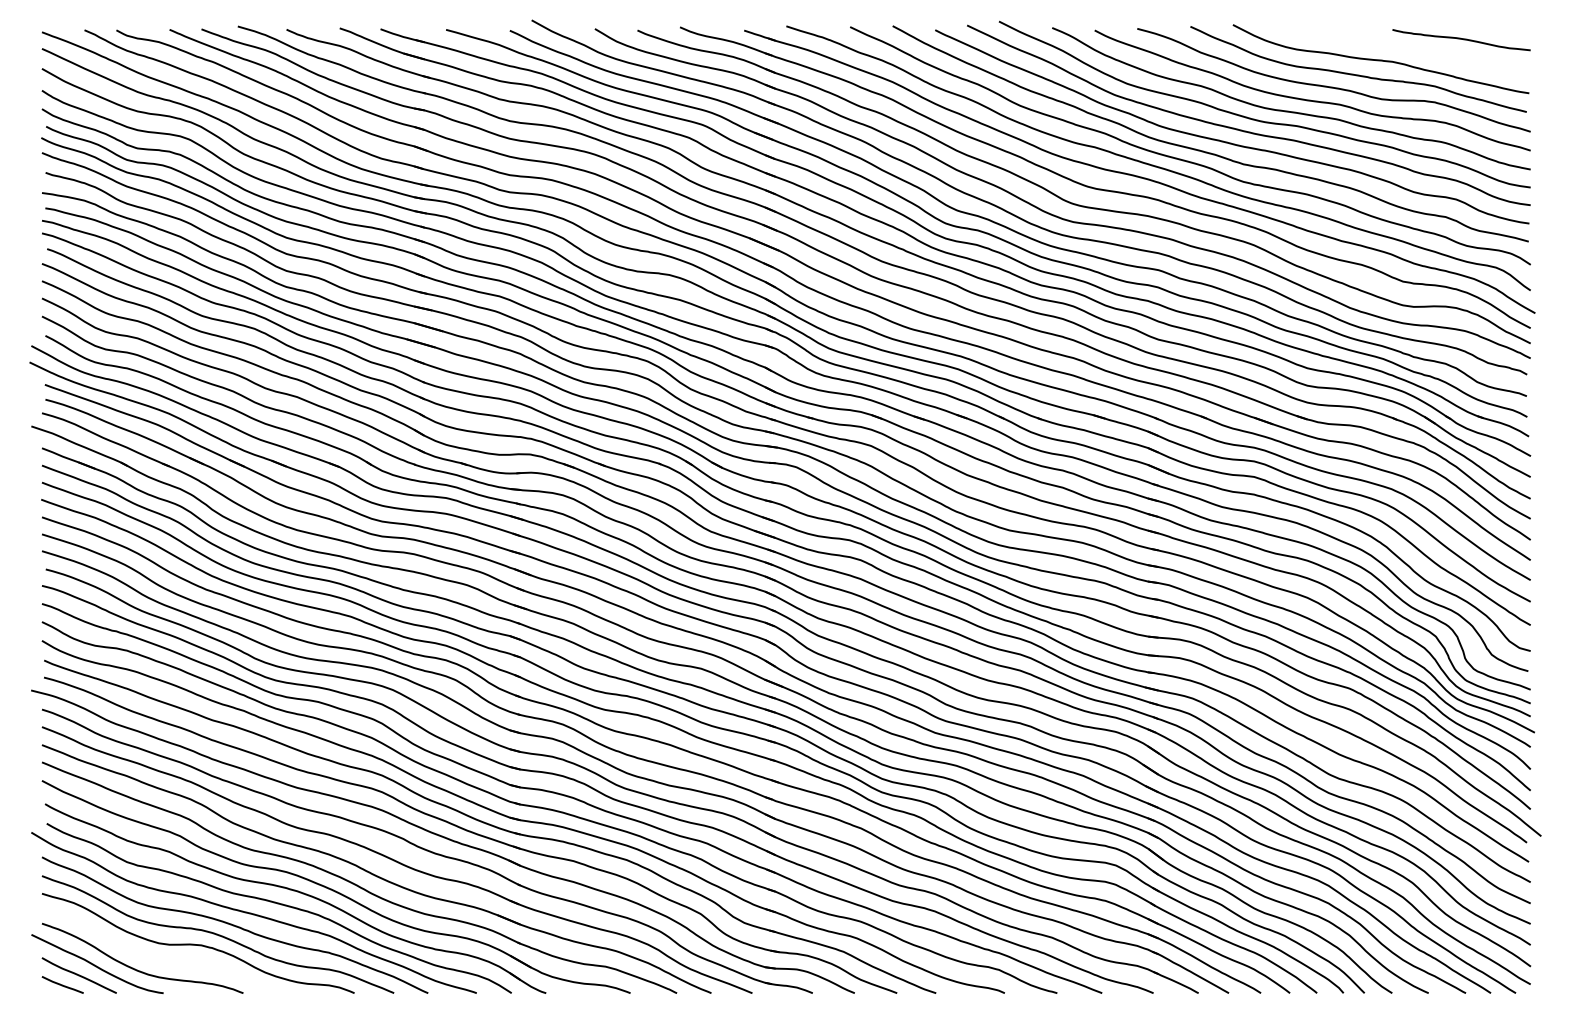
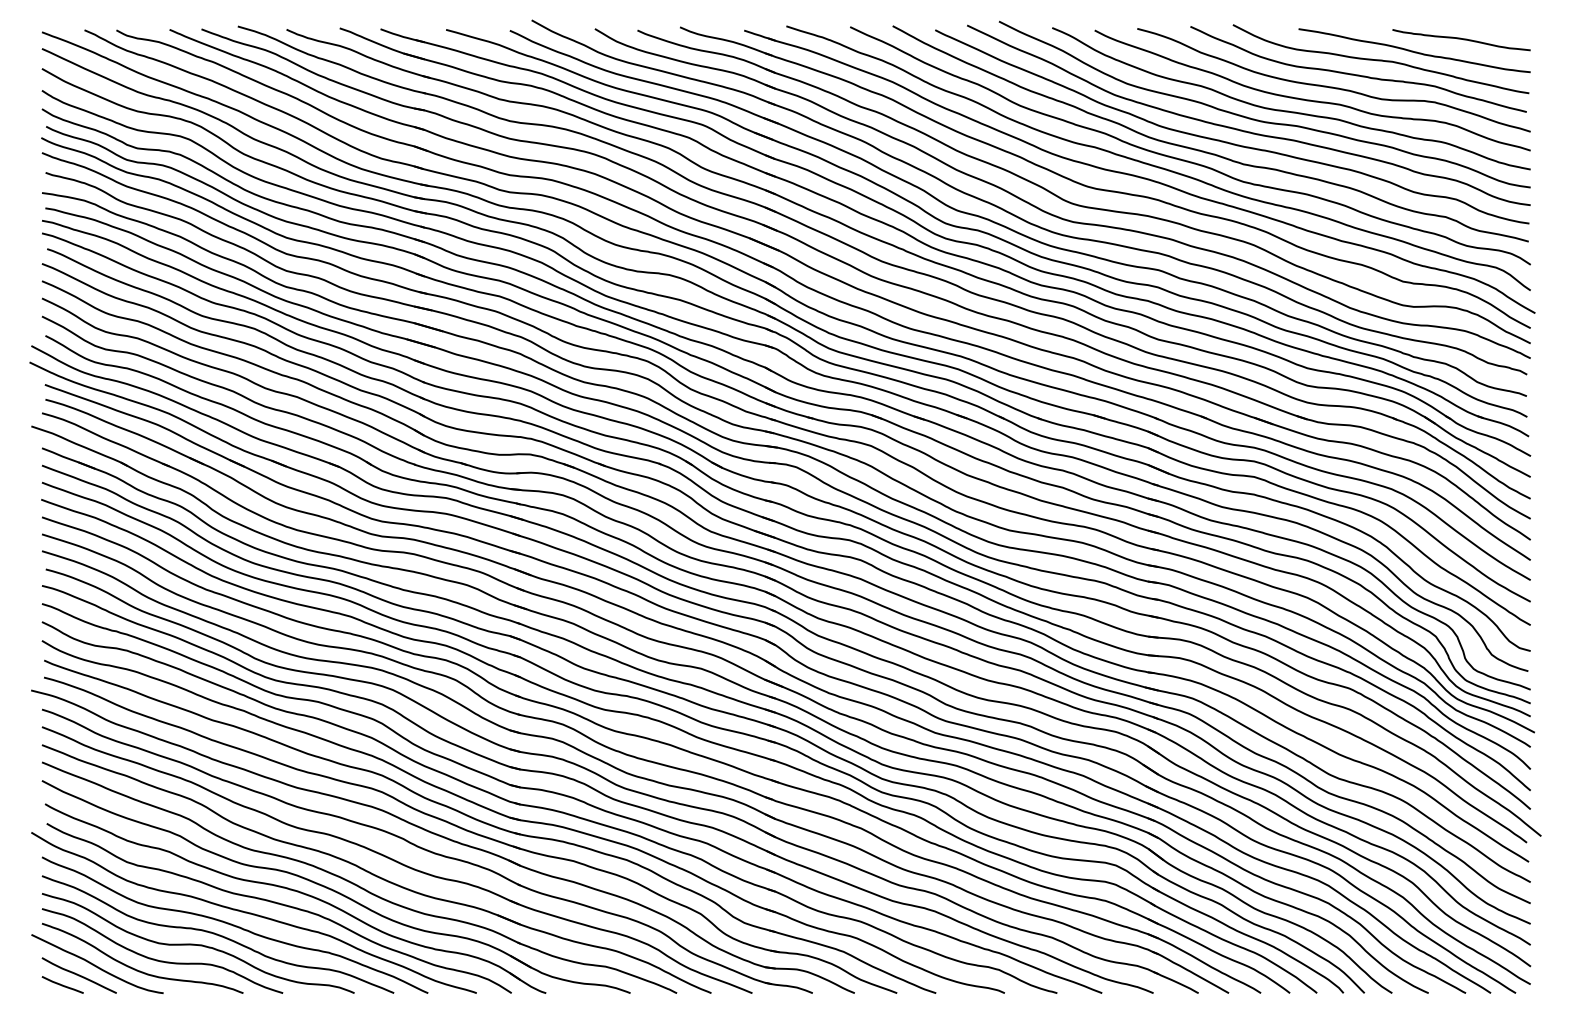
curve: none -> present (1413, 50)
curve: none -> present (158, 959)
